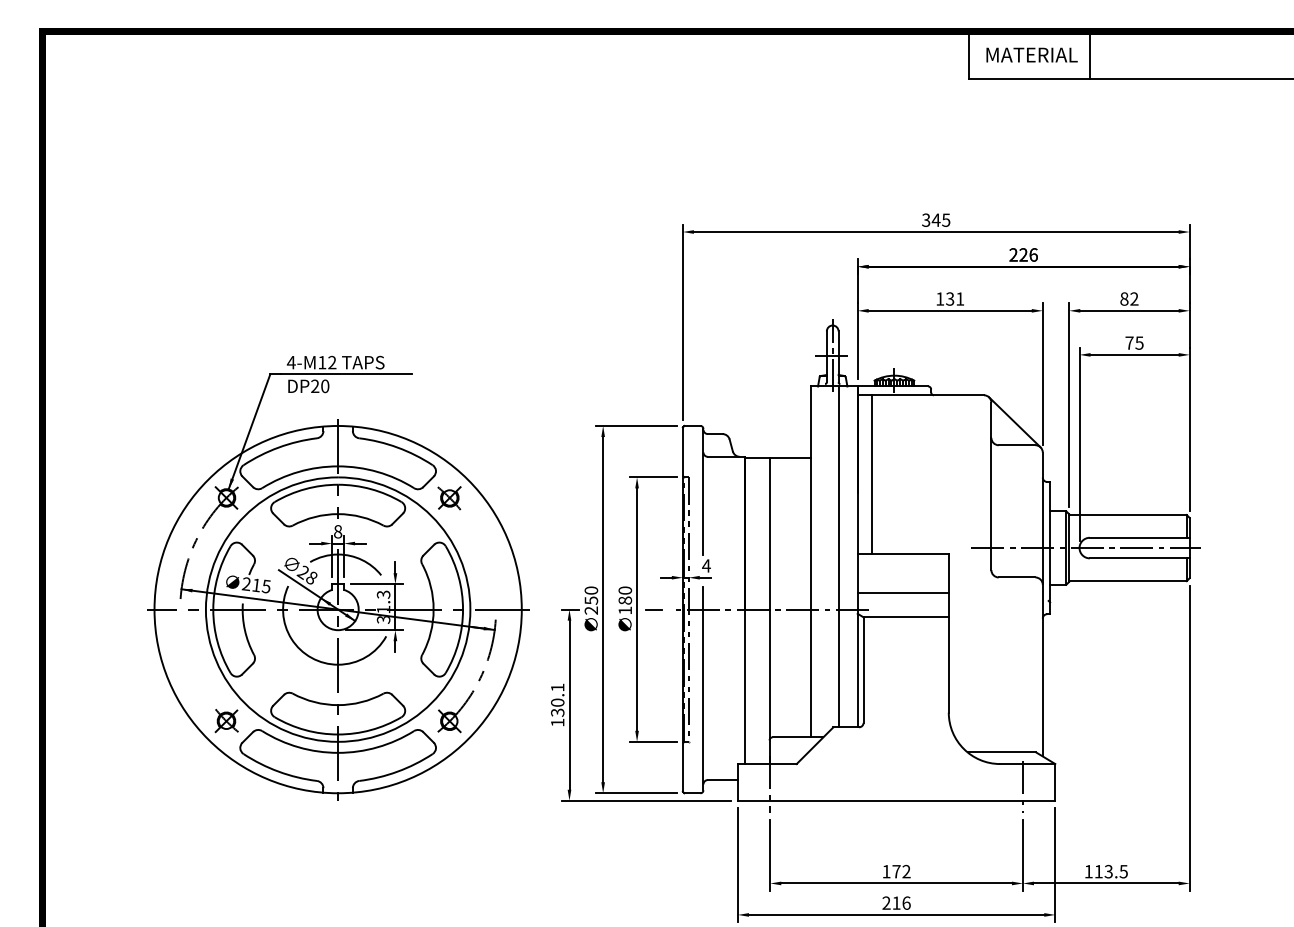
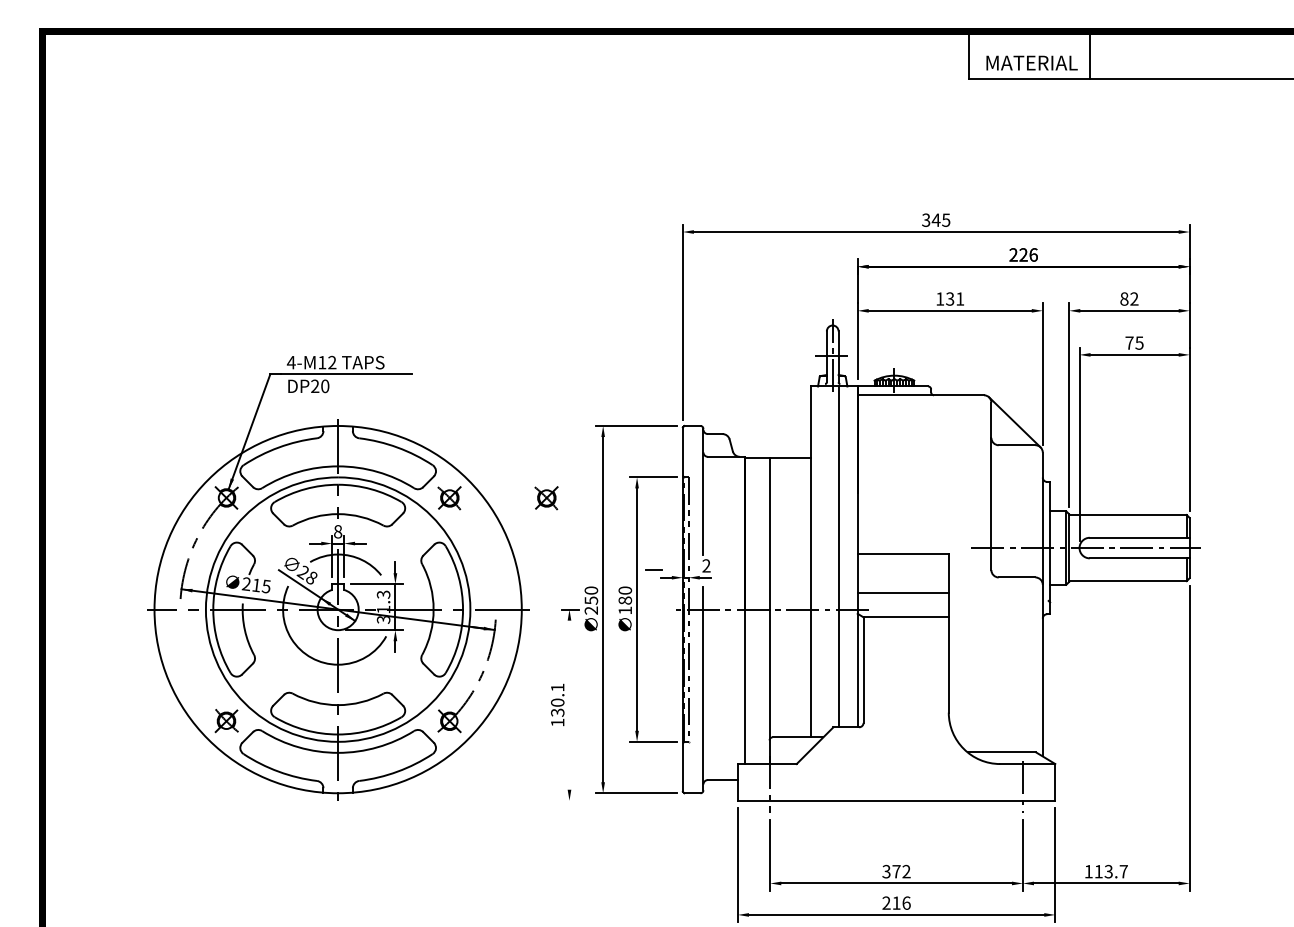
text position: (1031, 54) -> (1031, 62) (1031, 62)
line: present -> none (872, 474)
part: none -> present (546, 498)
text: 4 -> 2 (706, 565)
line position: (653, 609) -> (653, 569) (653, 569)
line: present -> none (569, 704)
line: present -> none (646, 800)
text: 172 -> 372 (886, 871)
text: 113.5 -> 113.7 (1123, 871)
